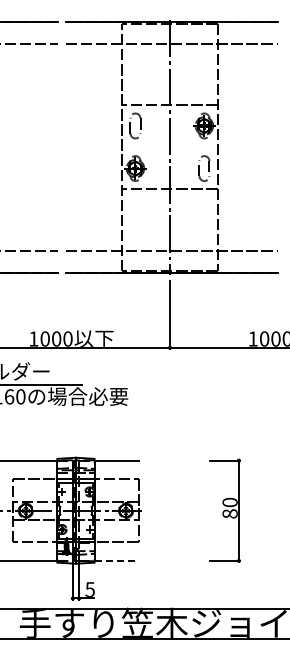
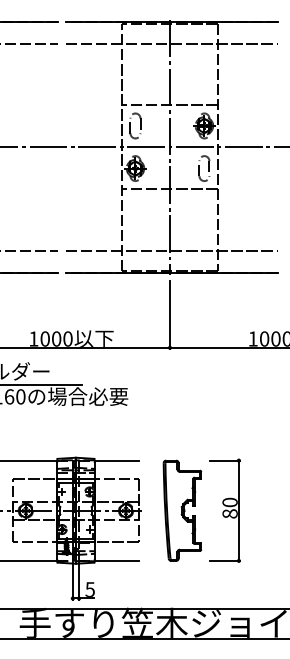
line: none -> present (144, 147)
part: none -> present (182, 510)
line: dashed -> solid (116, 560)
